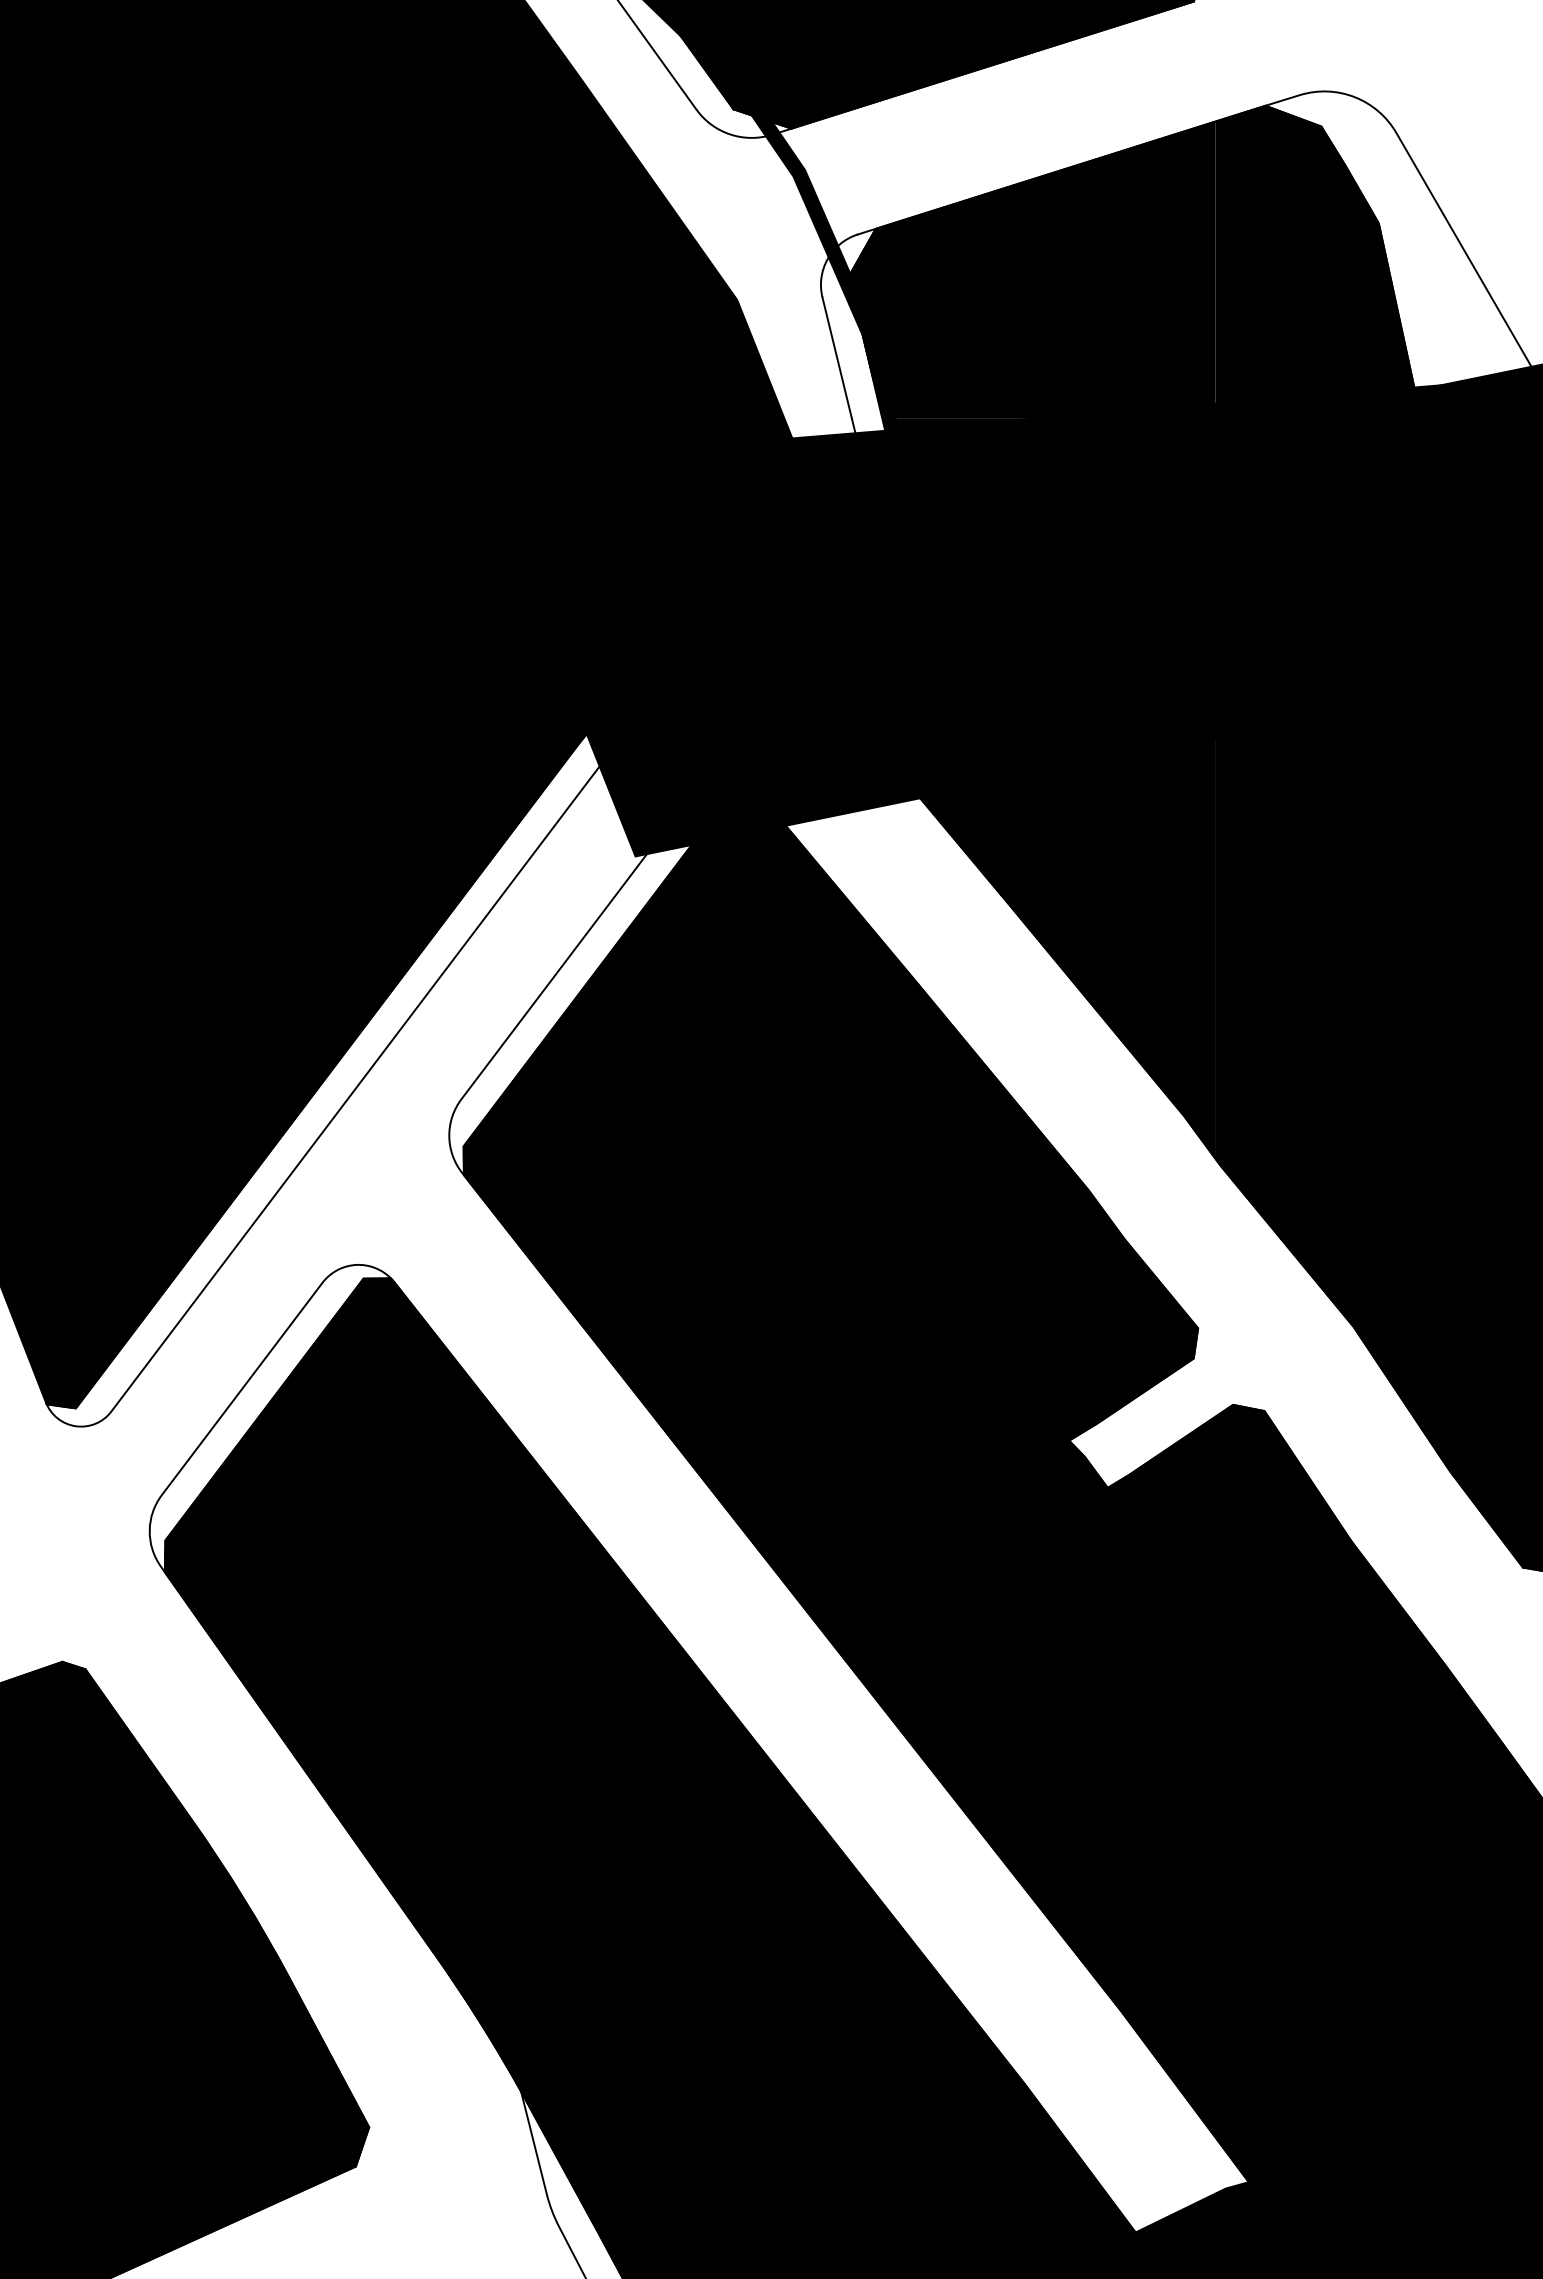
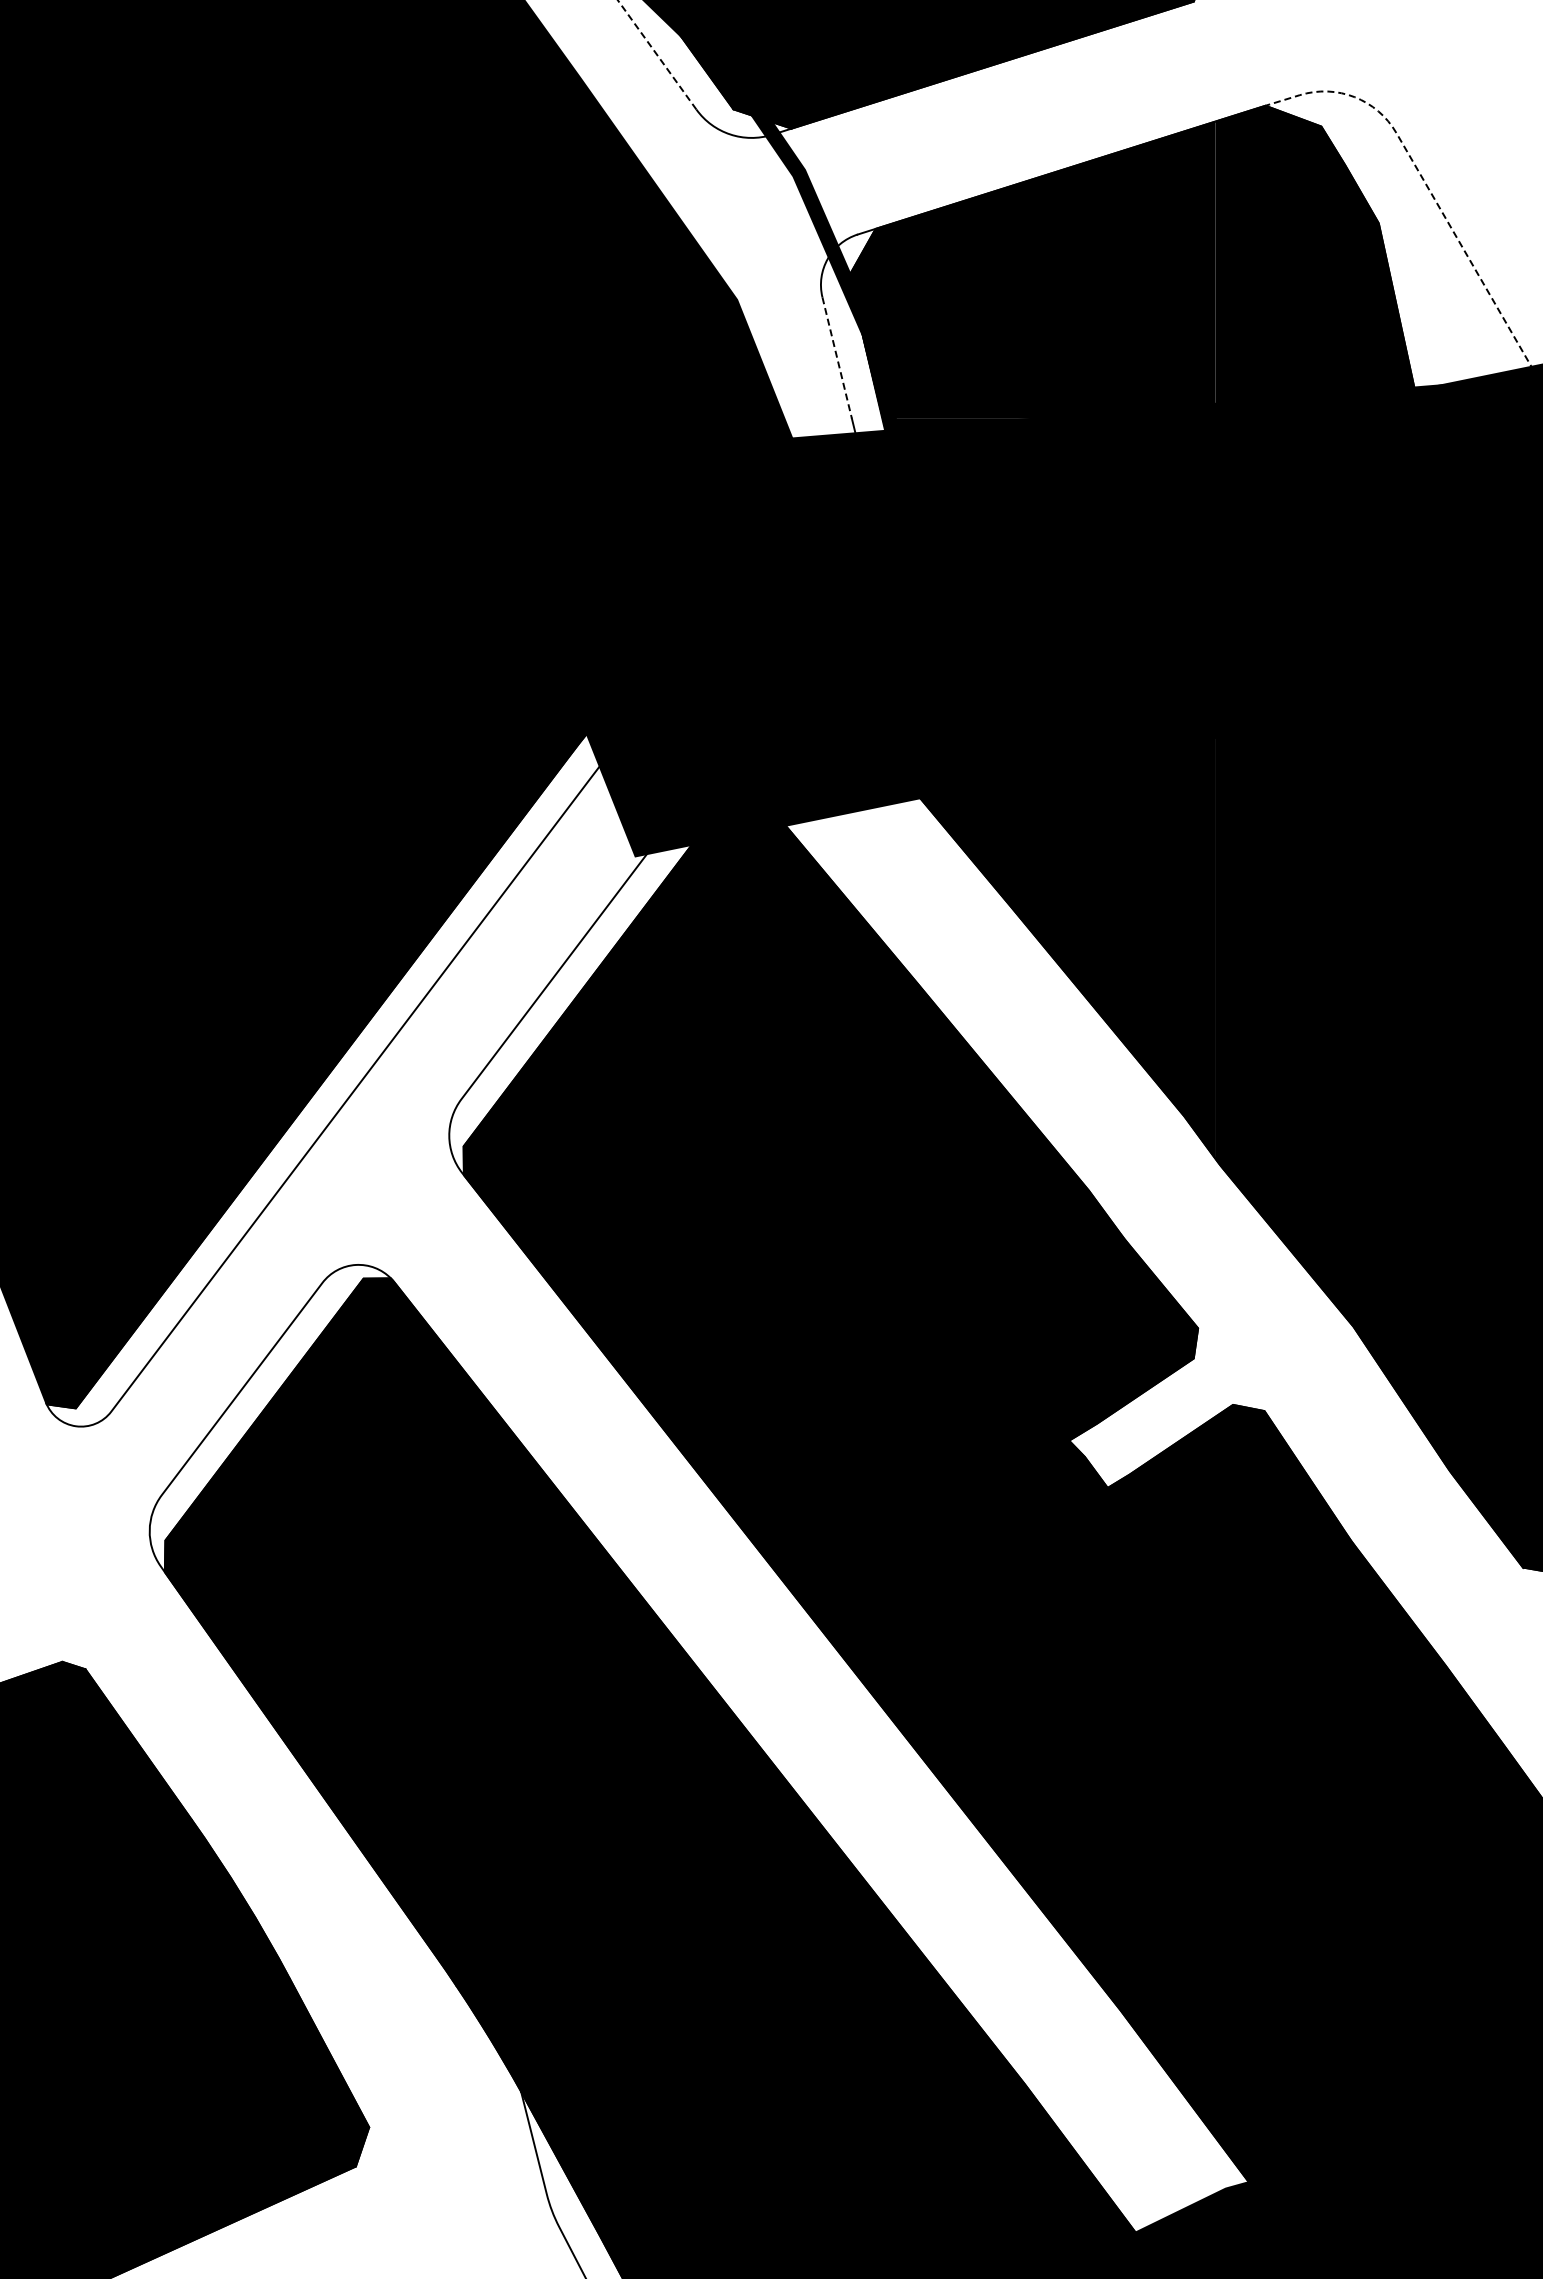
line: solid -> dashed (656, 54)
line: solid -> dashed (1426, 184)
line: solid -> dashed (837, 358)
